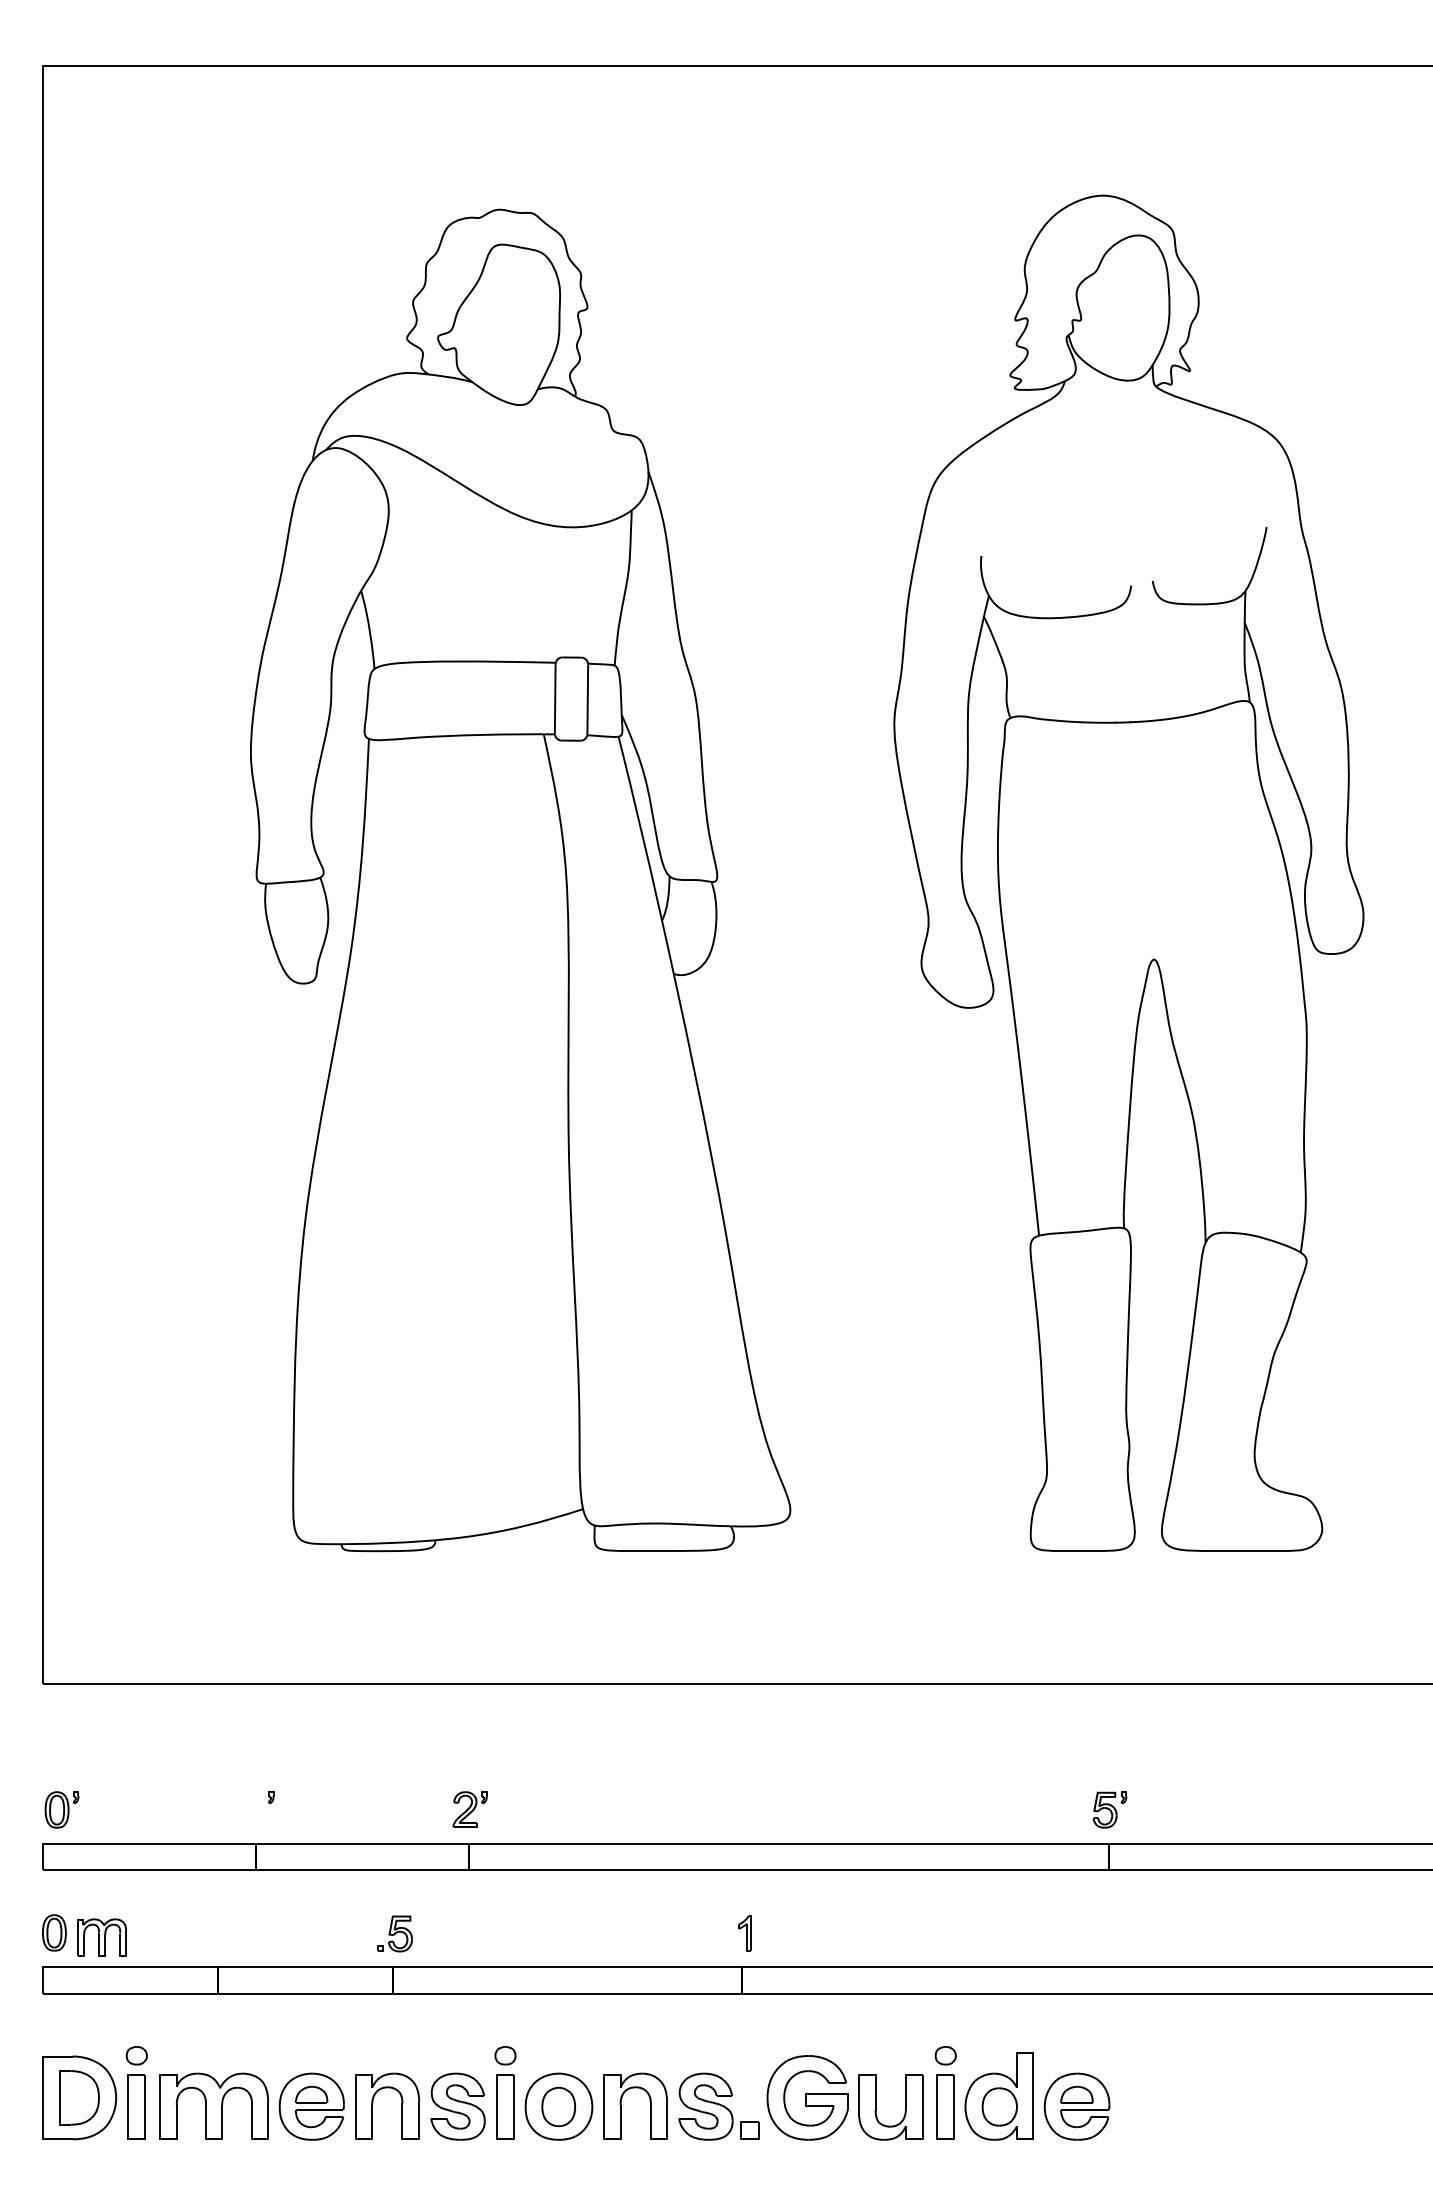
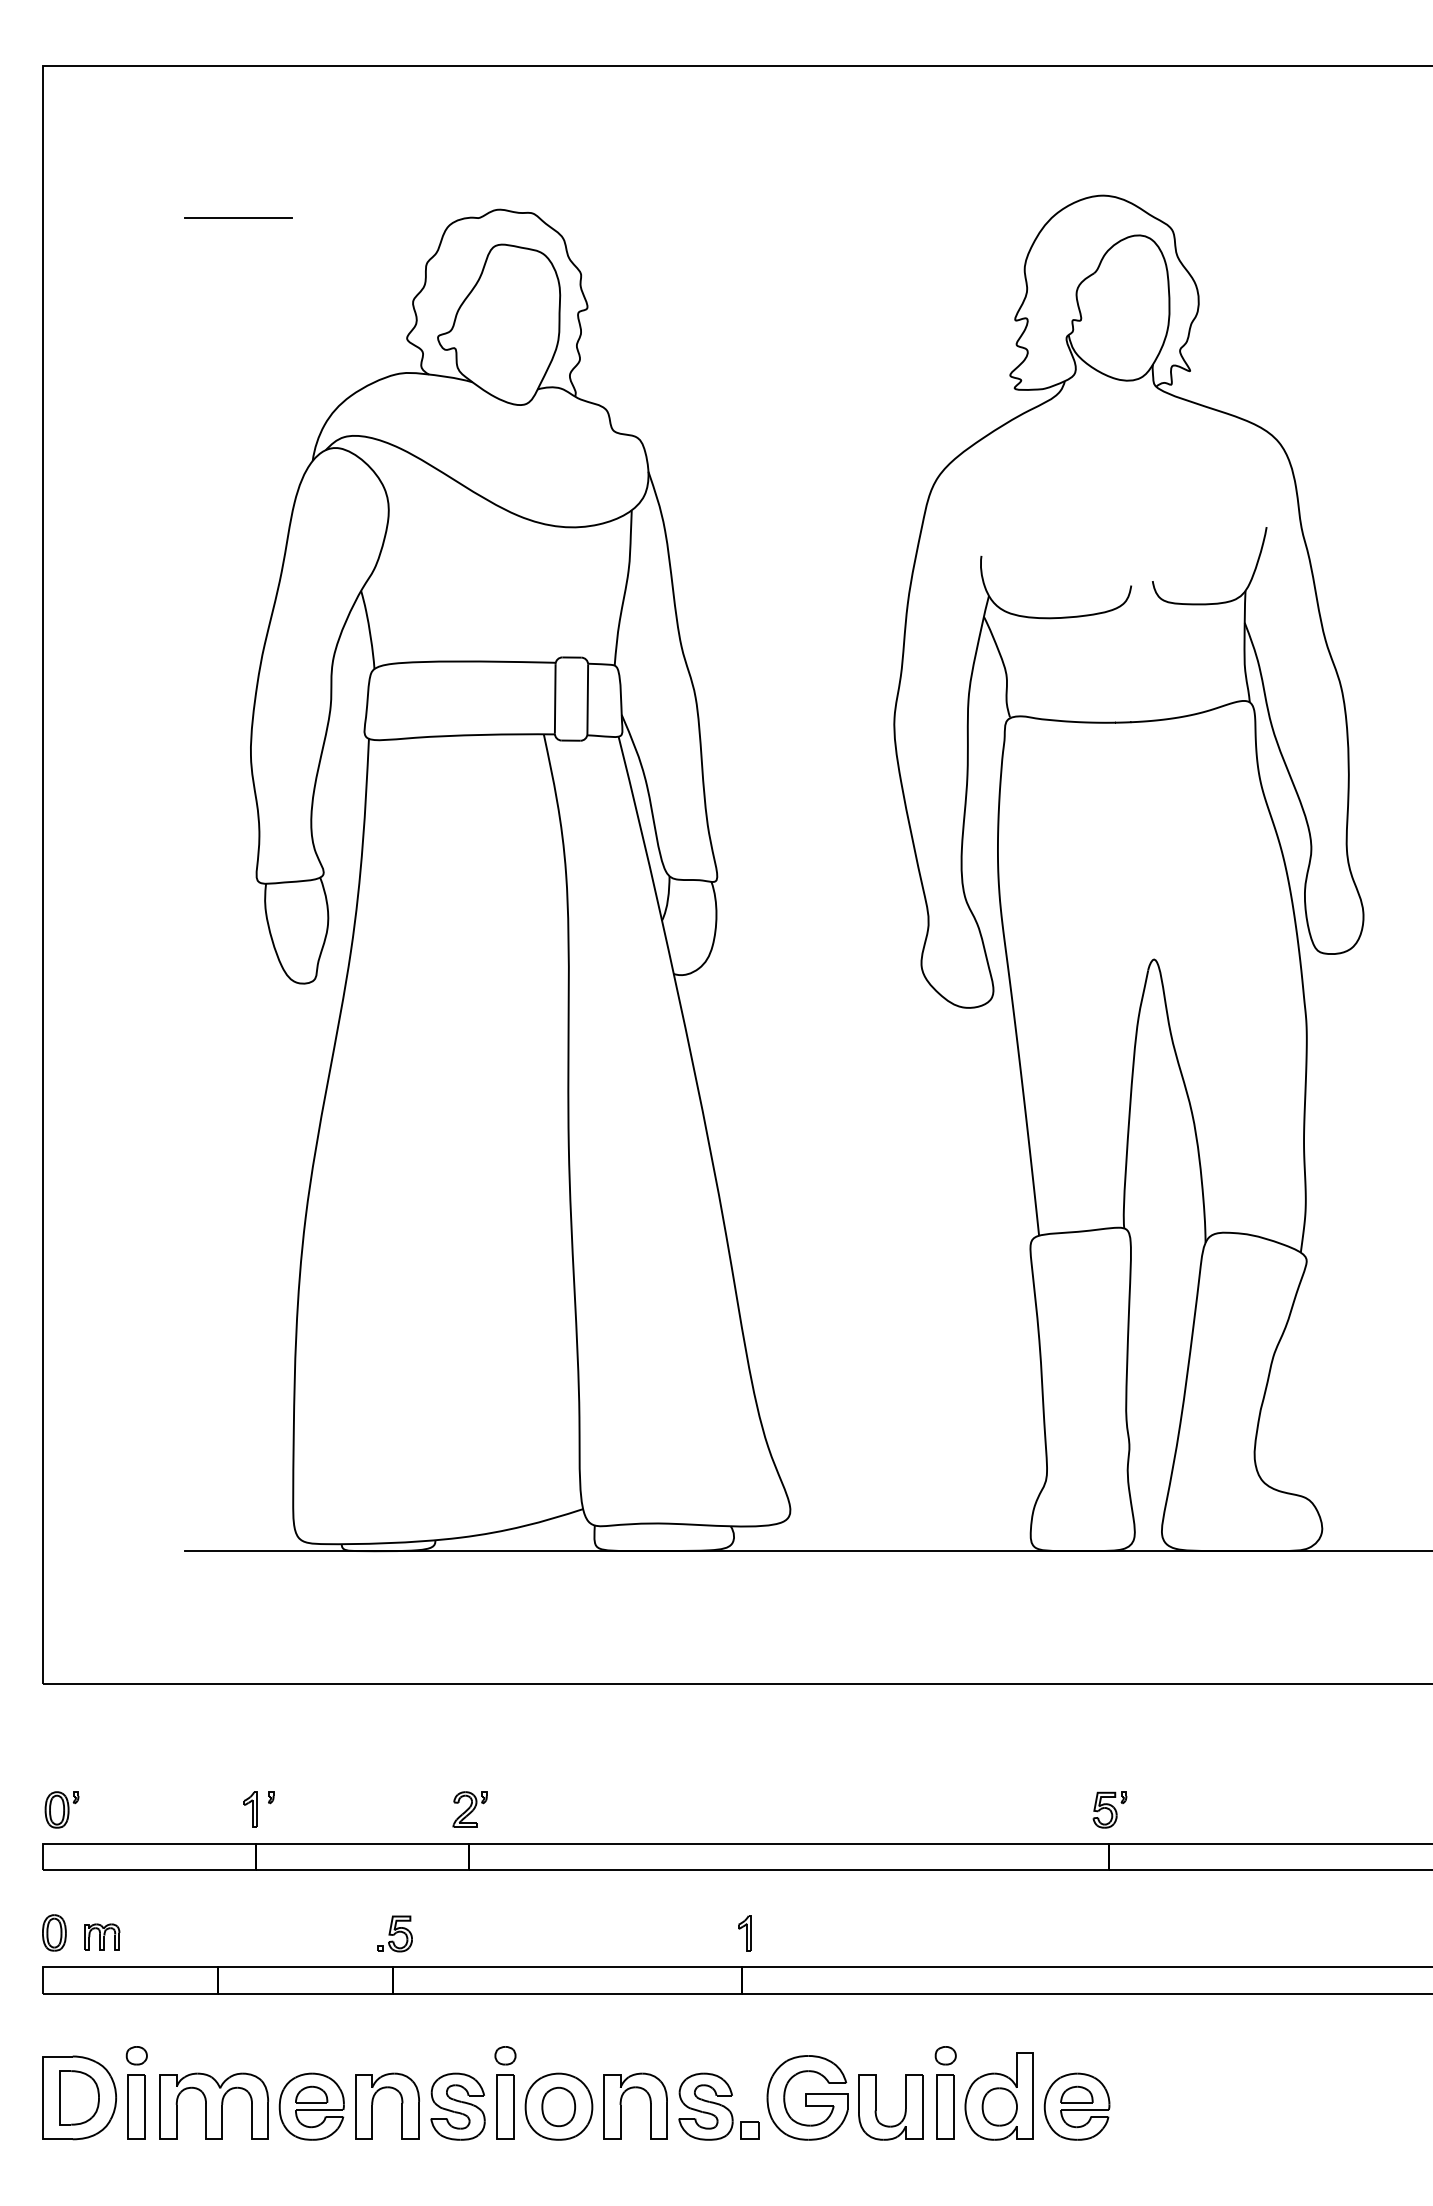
line: none -> present (238, 217)
line: none -> present (807, 1550)
part: none -> present (250, 1809)
part size: 51x39 px -> 37x28 px (102, 1936)
